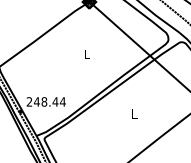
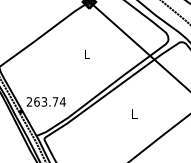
text: 248.44 -> 263.74 (45, 101)
